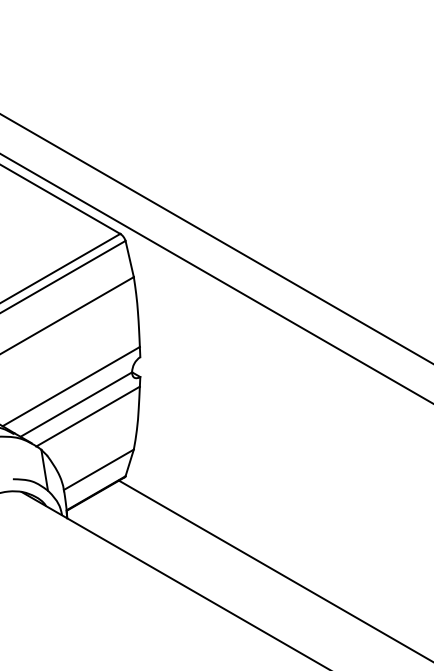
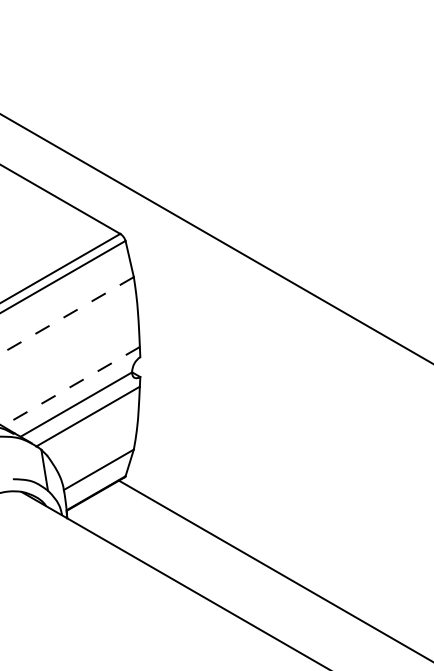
line: present -> none (216, 278)
line: solid -> dashed (67, 315)
line: solid -> dashed (70, 386)
